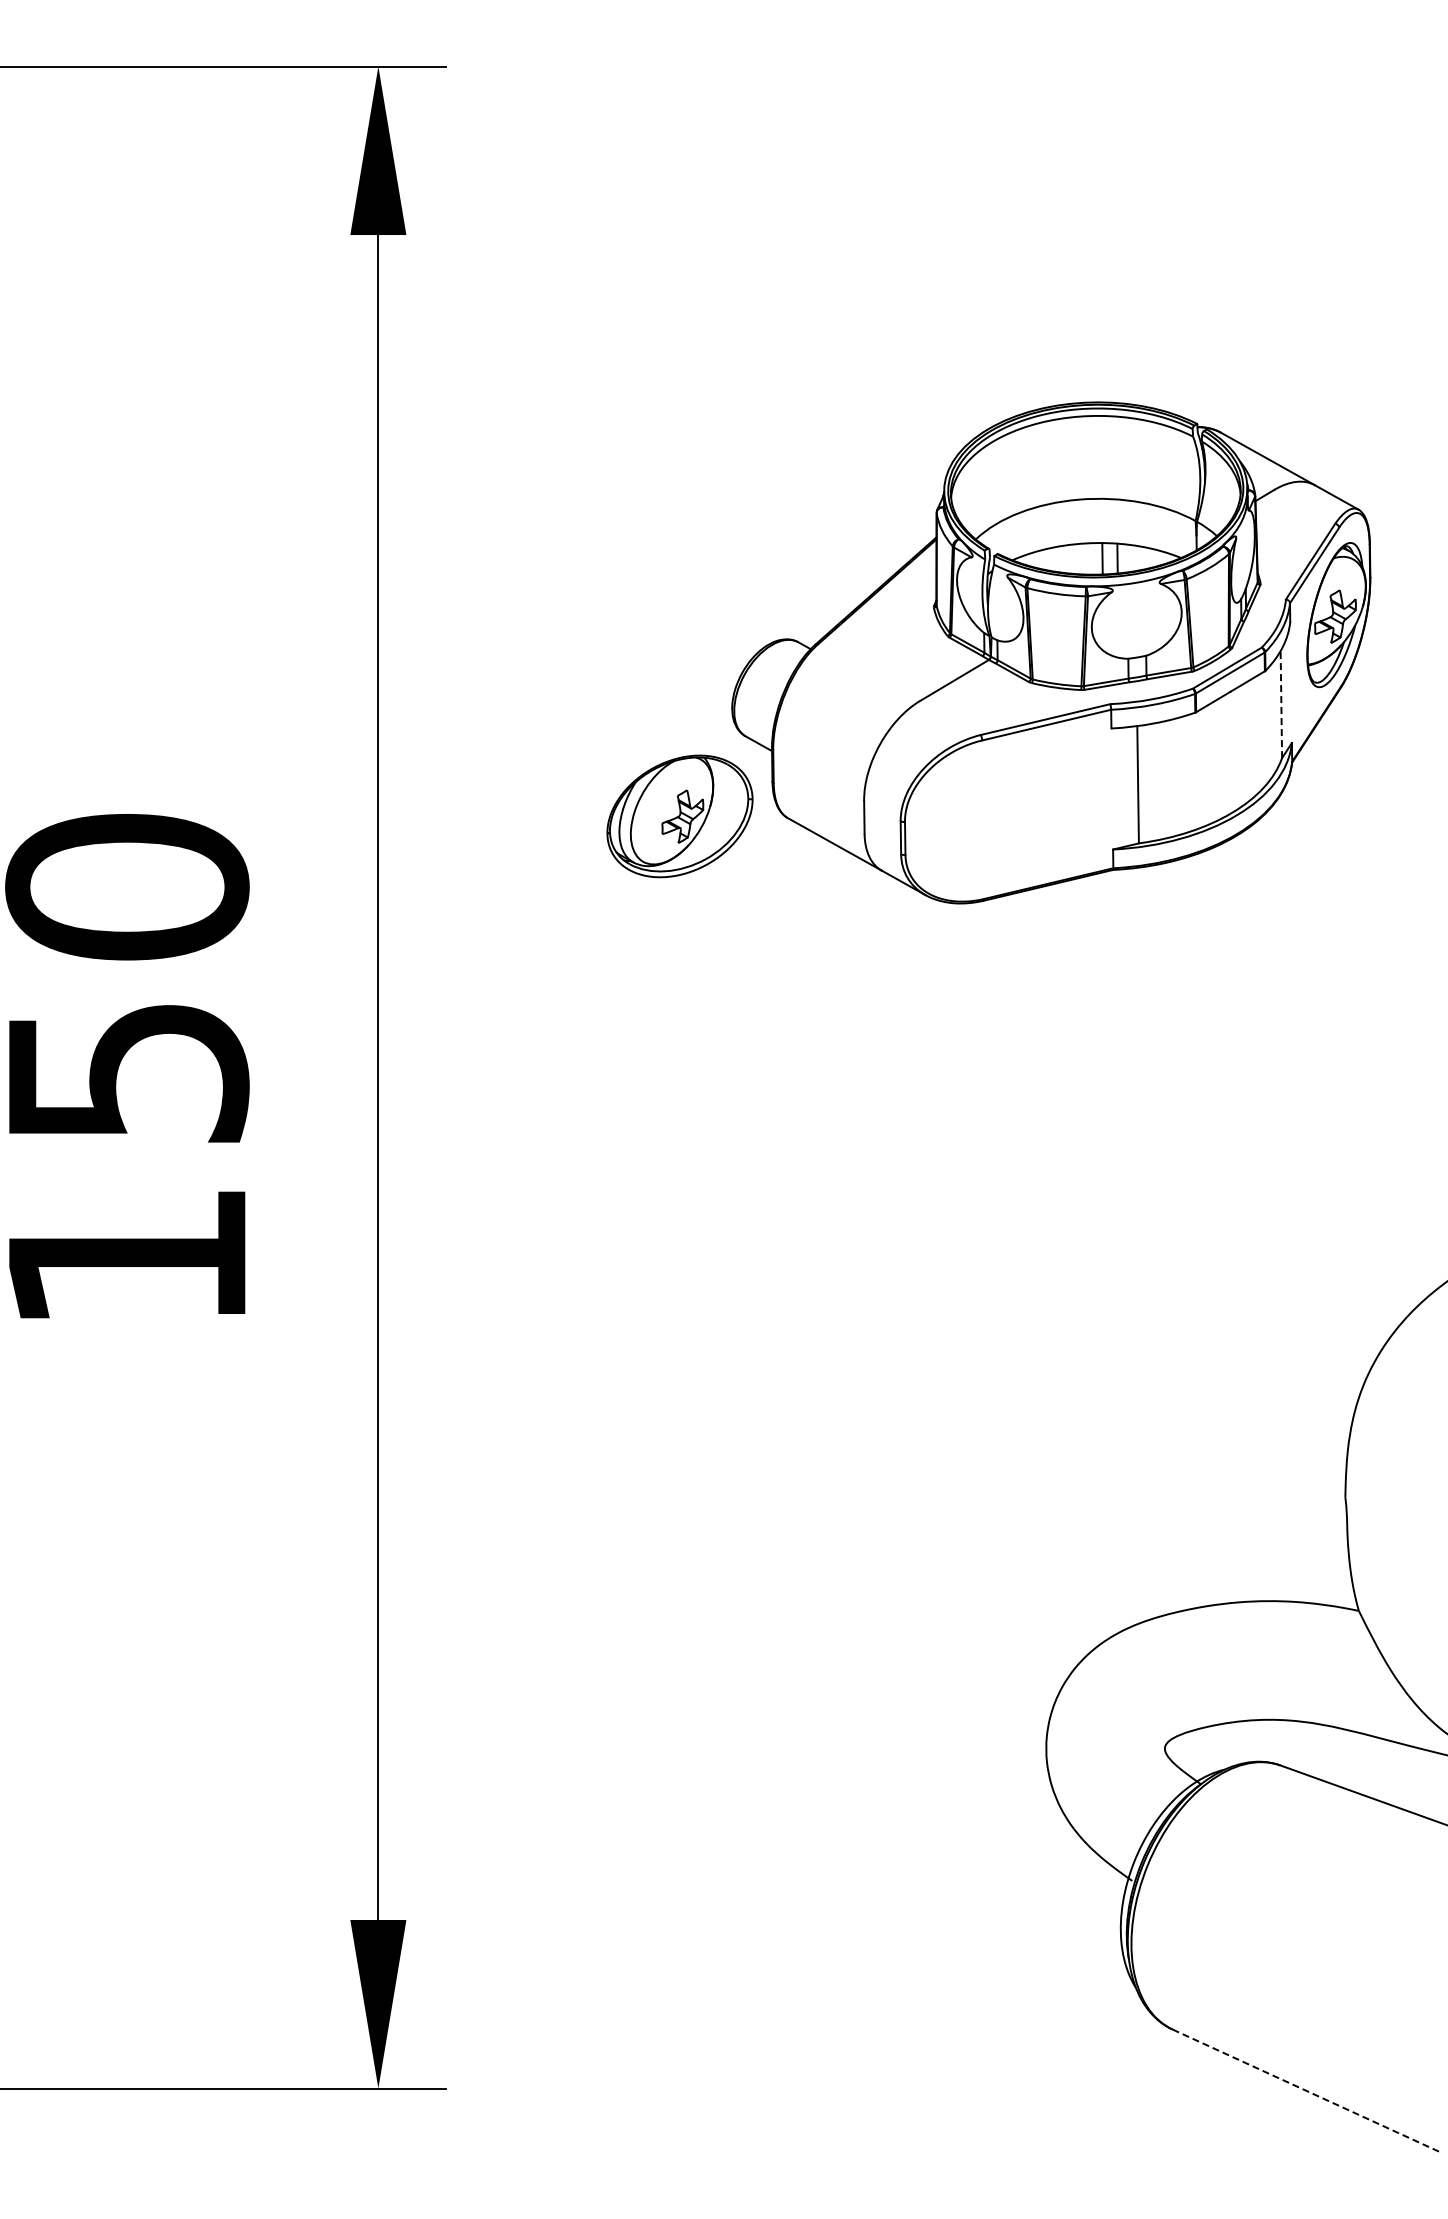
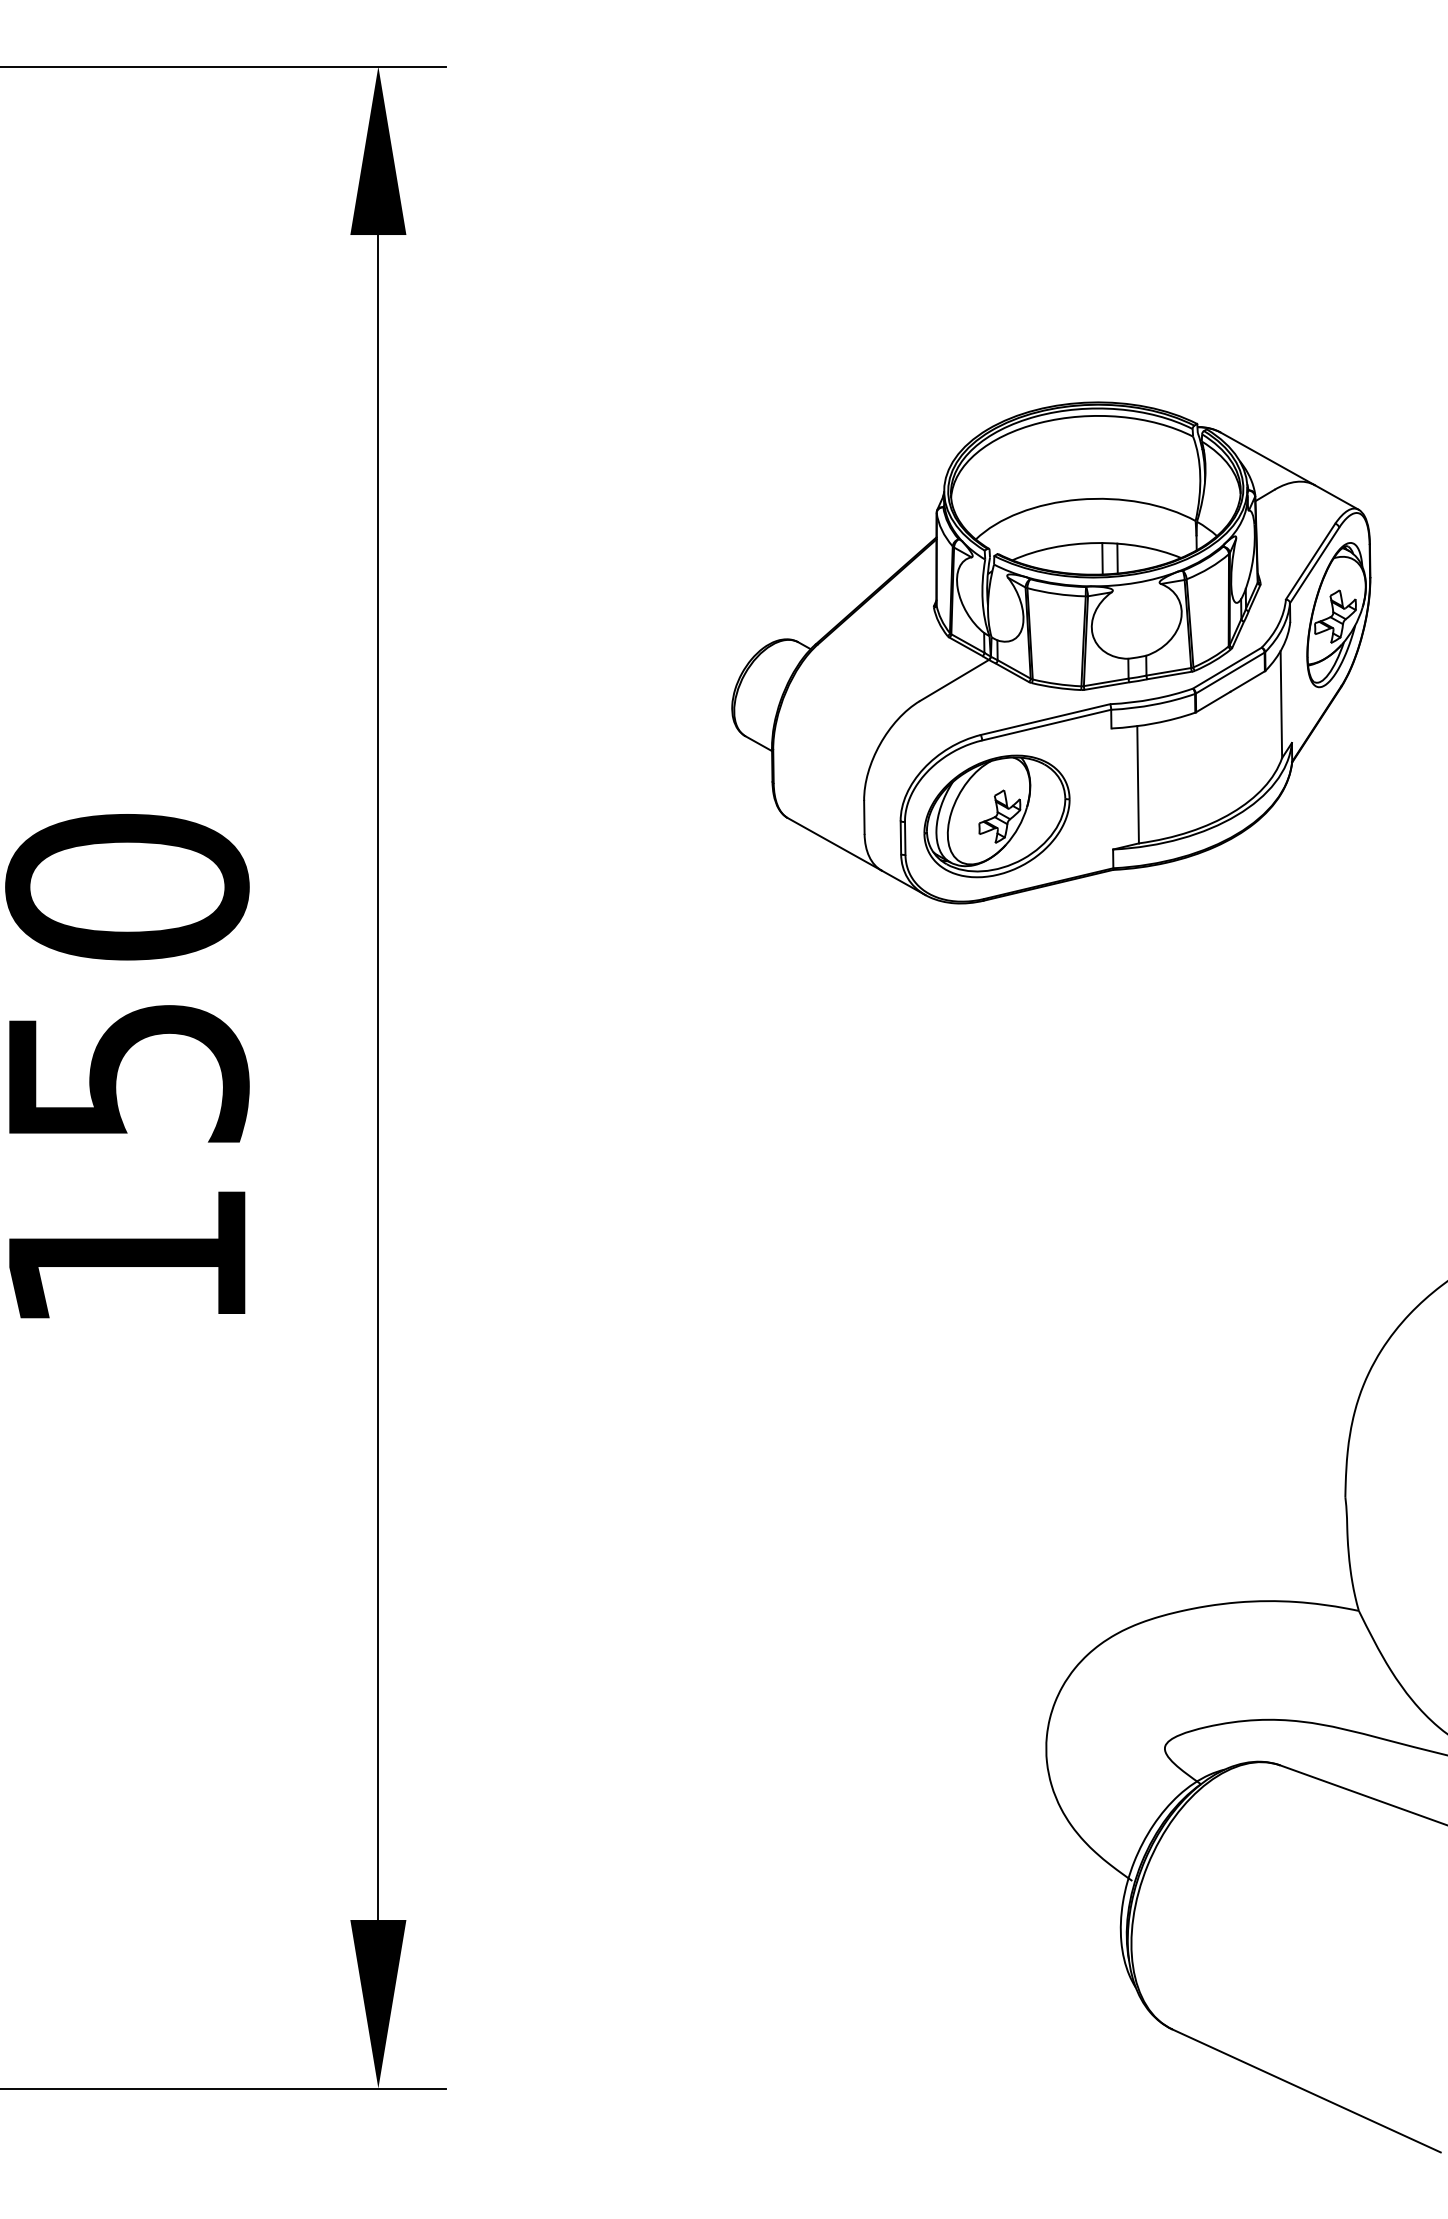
line: dashed -> solid (1281, 704)
part position: (679, 816) -> (996, 816) (996, 816)
line: dashed -> solid (1307, 2091)
